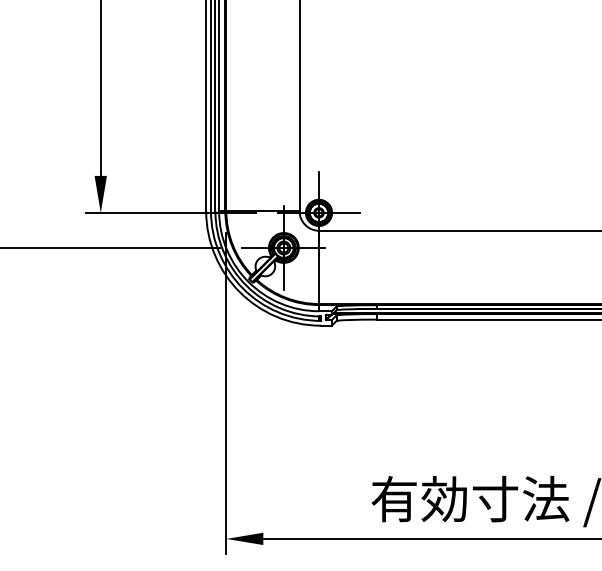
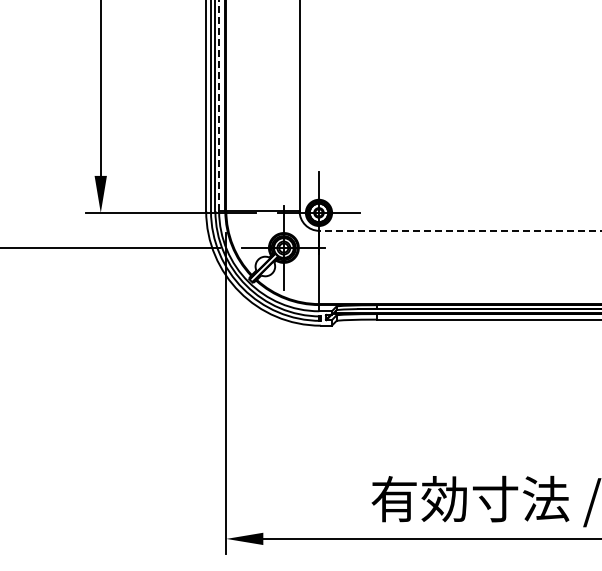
line: solid -> dashed (219, 105)
line: solid -> dashed (460, 230)
